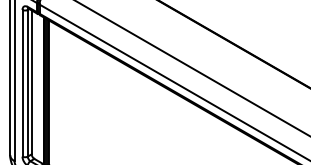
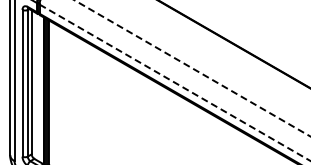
line: solid -> dashed (192, 68)
line: solid -> dashed (175, 83)
